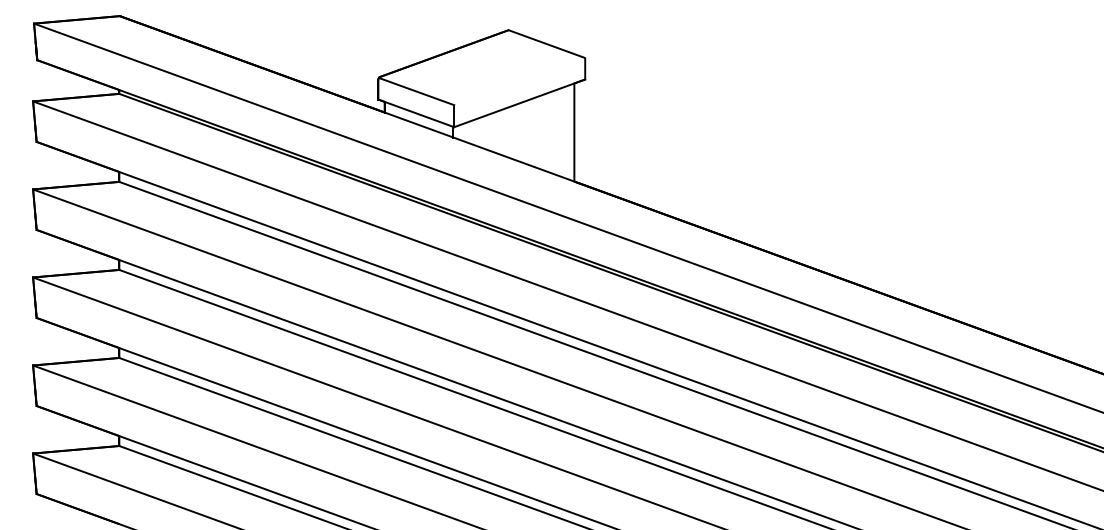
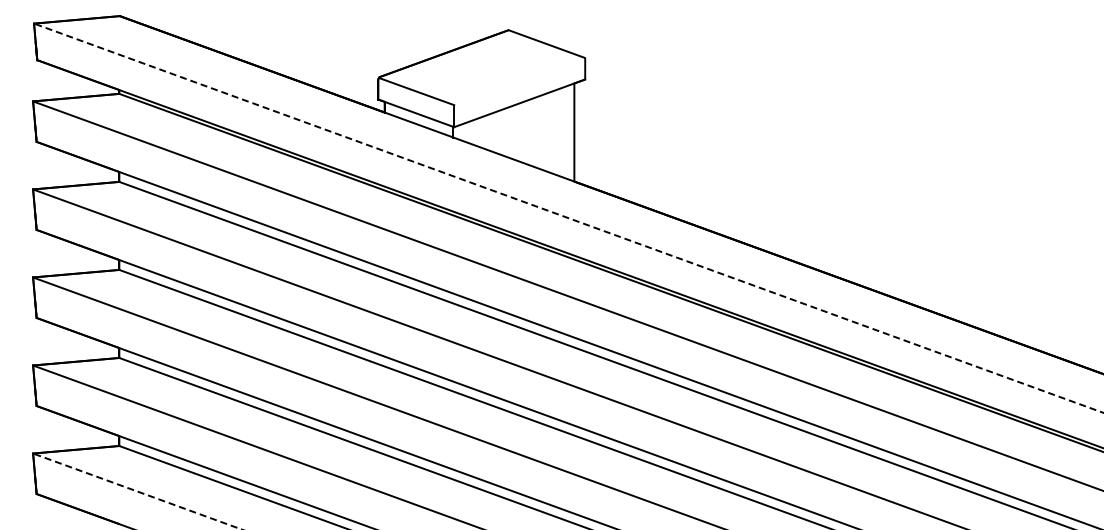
line: solid -> dashed (568, 218)
line: solid -> dashed (137, 491)
